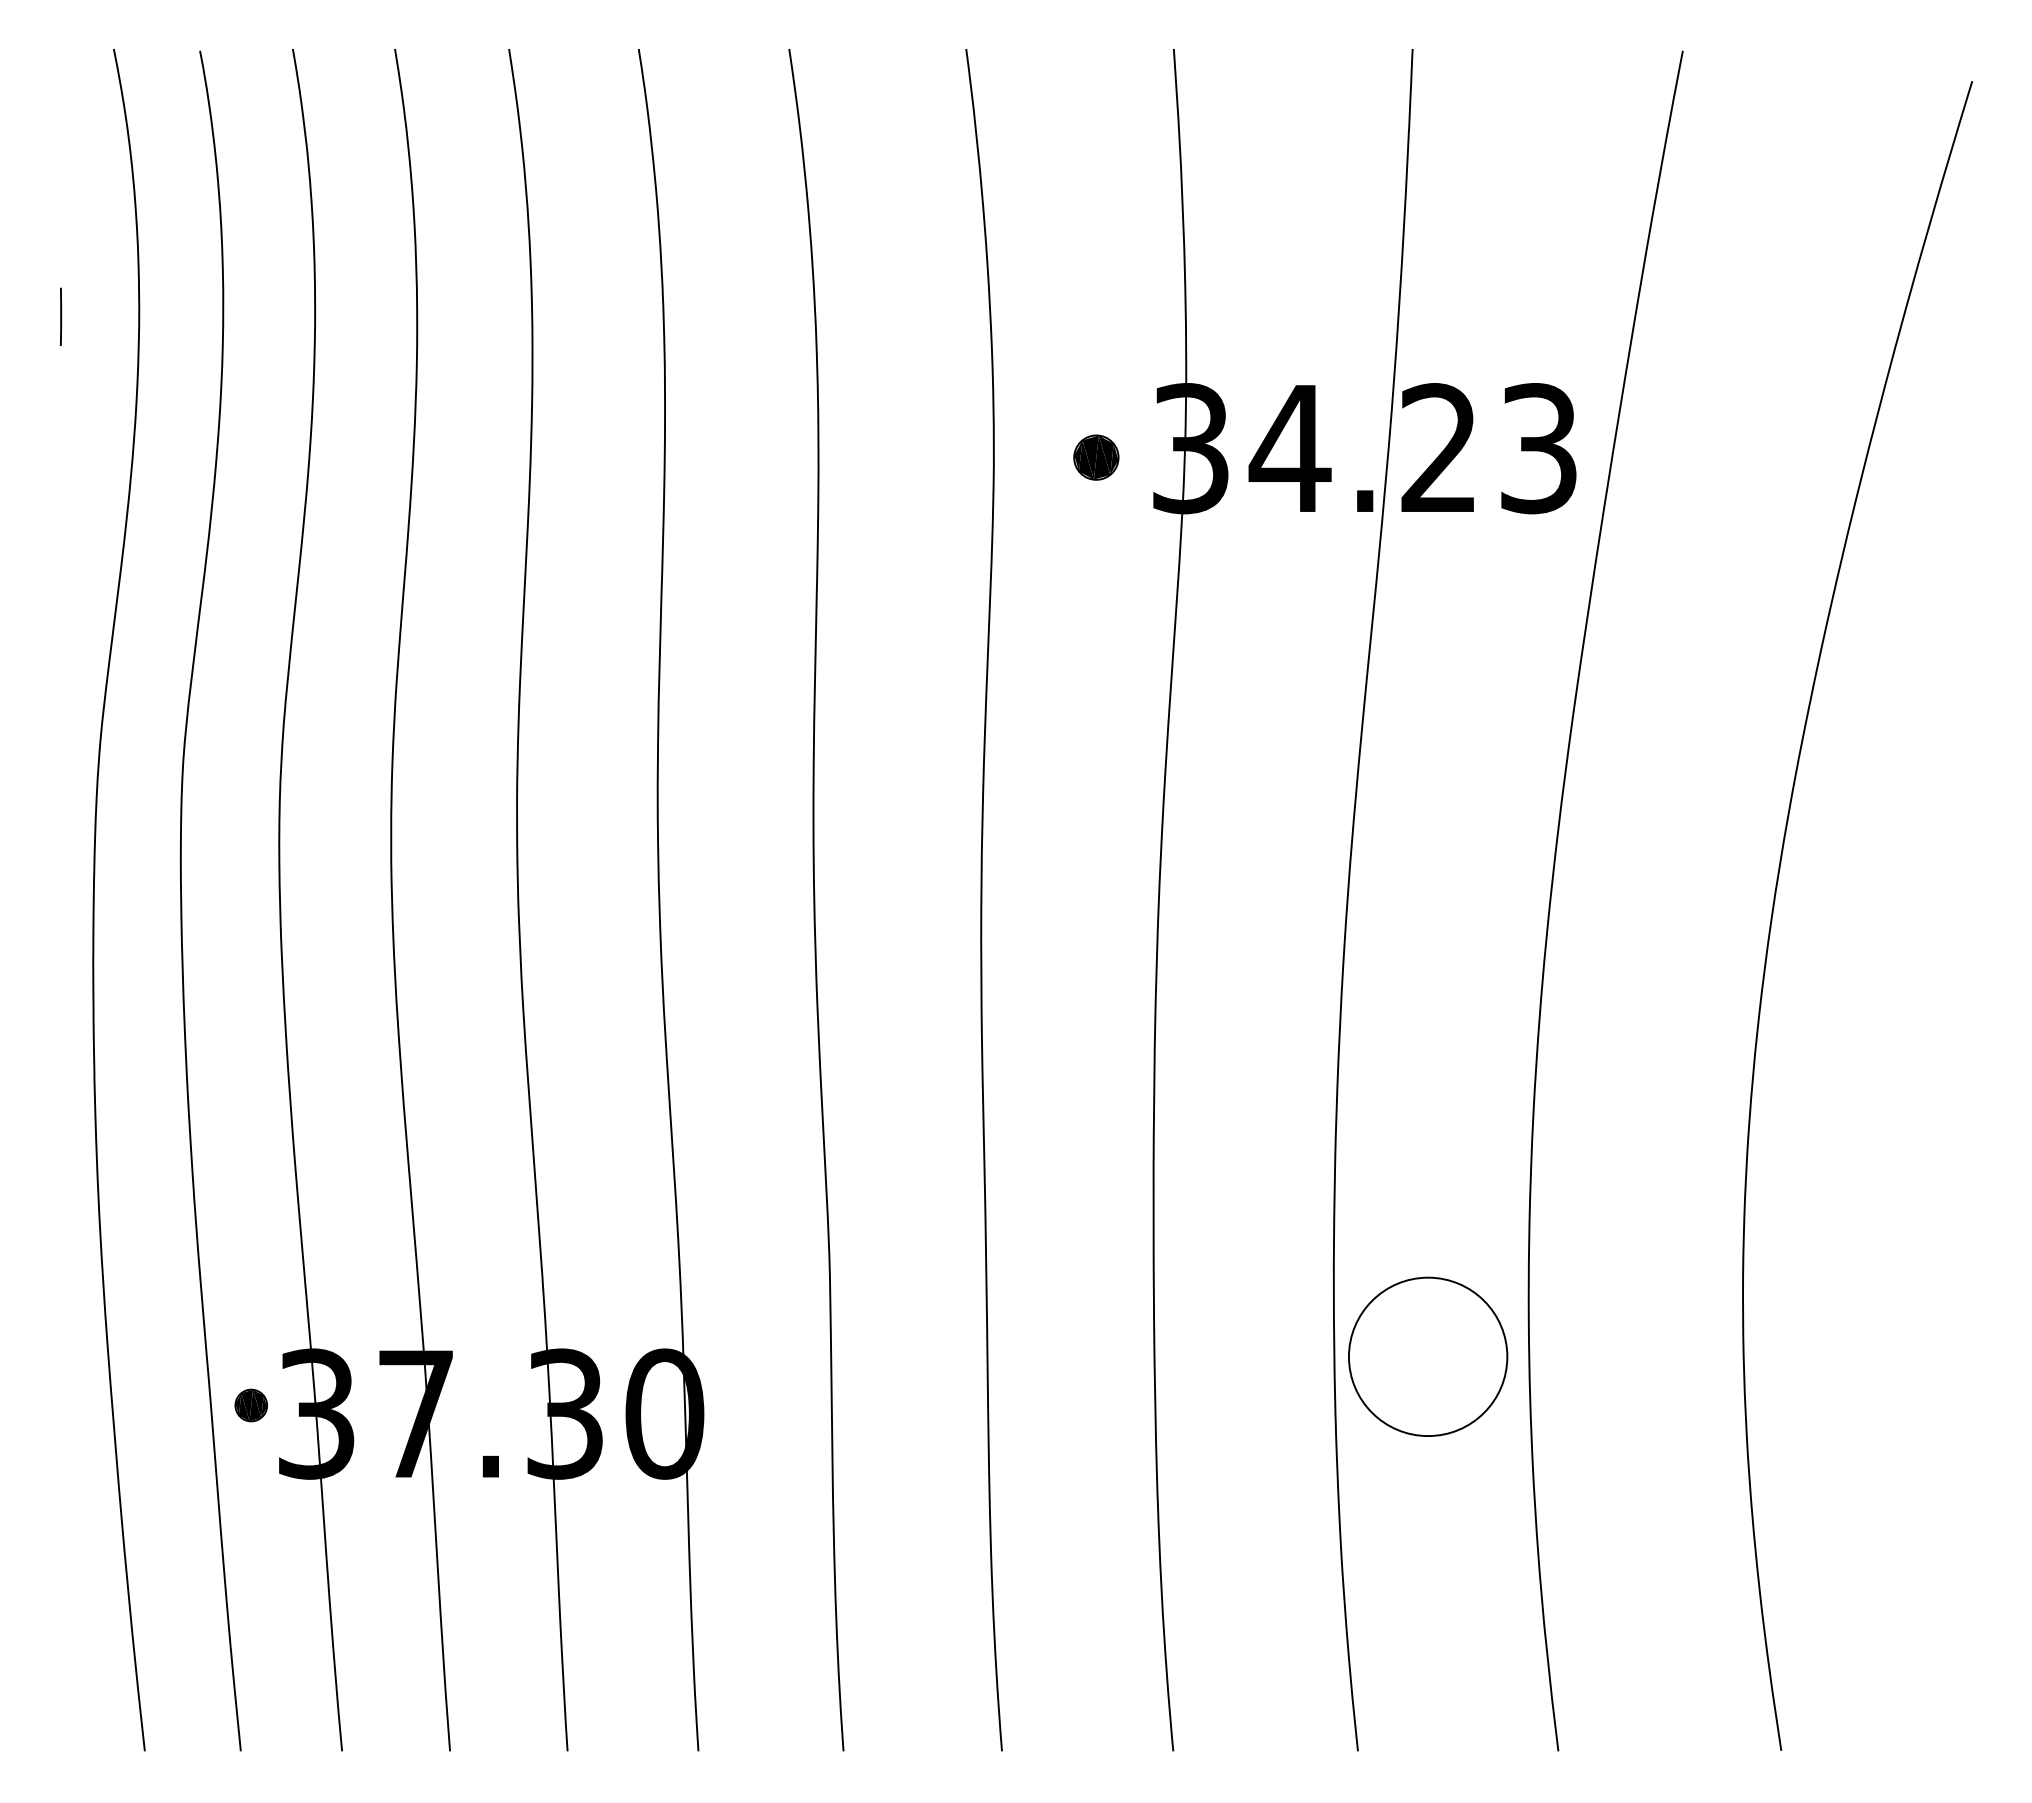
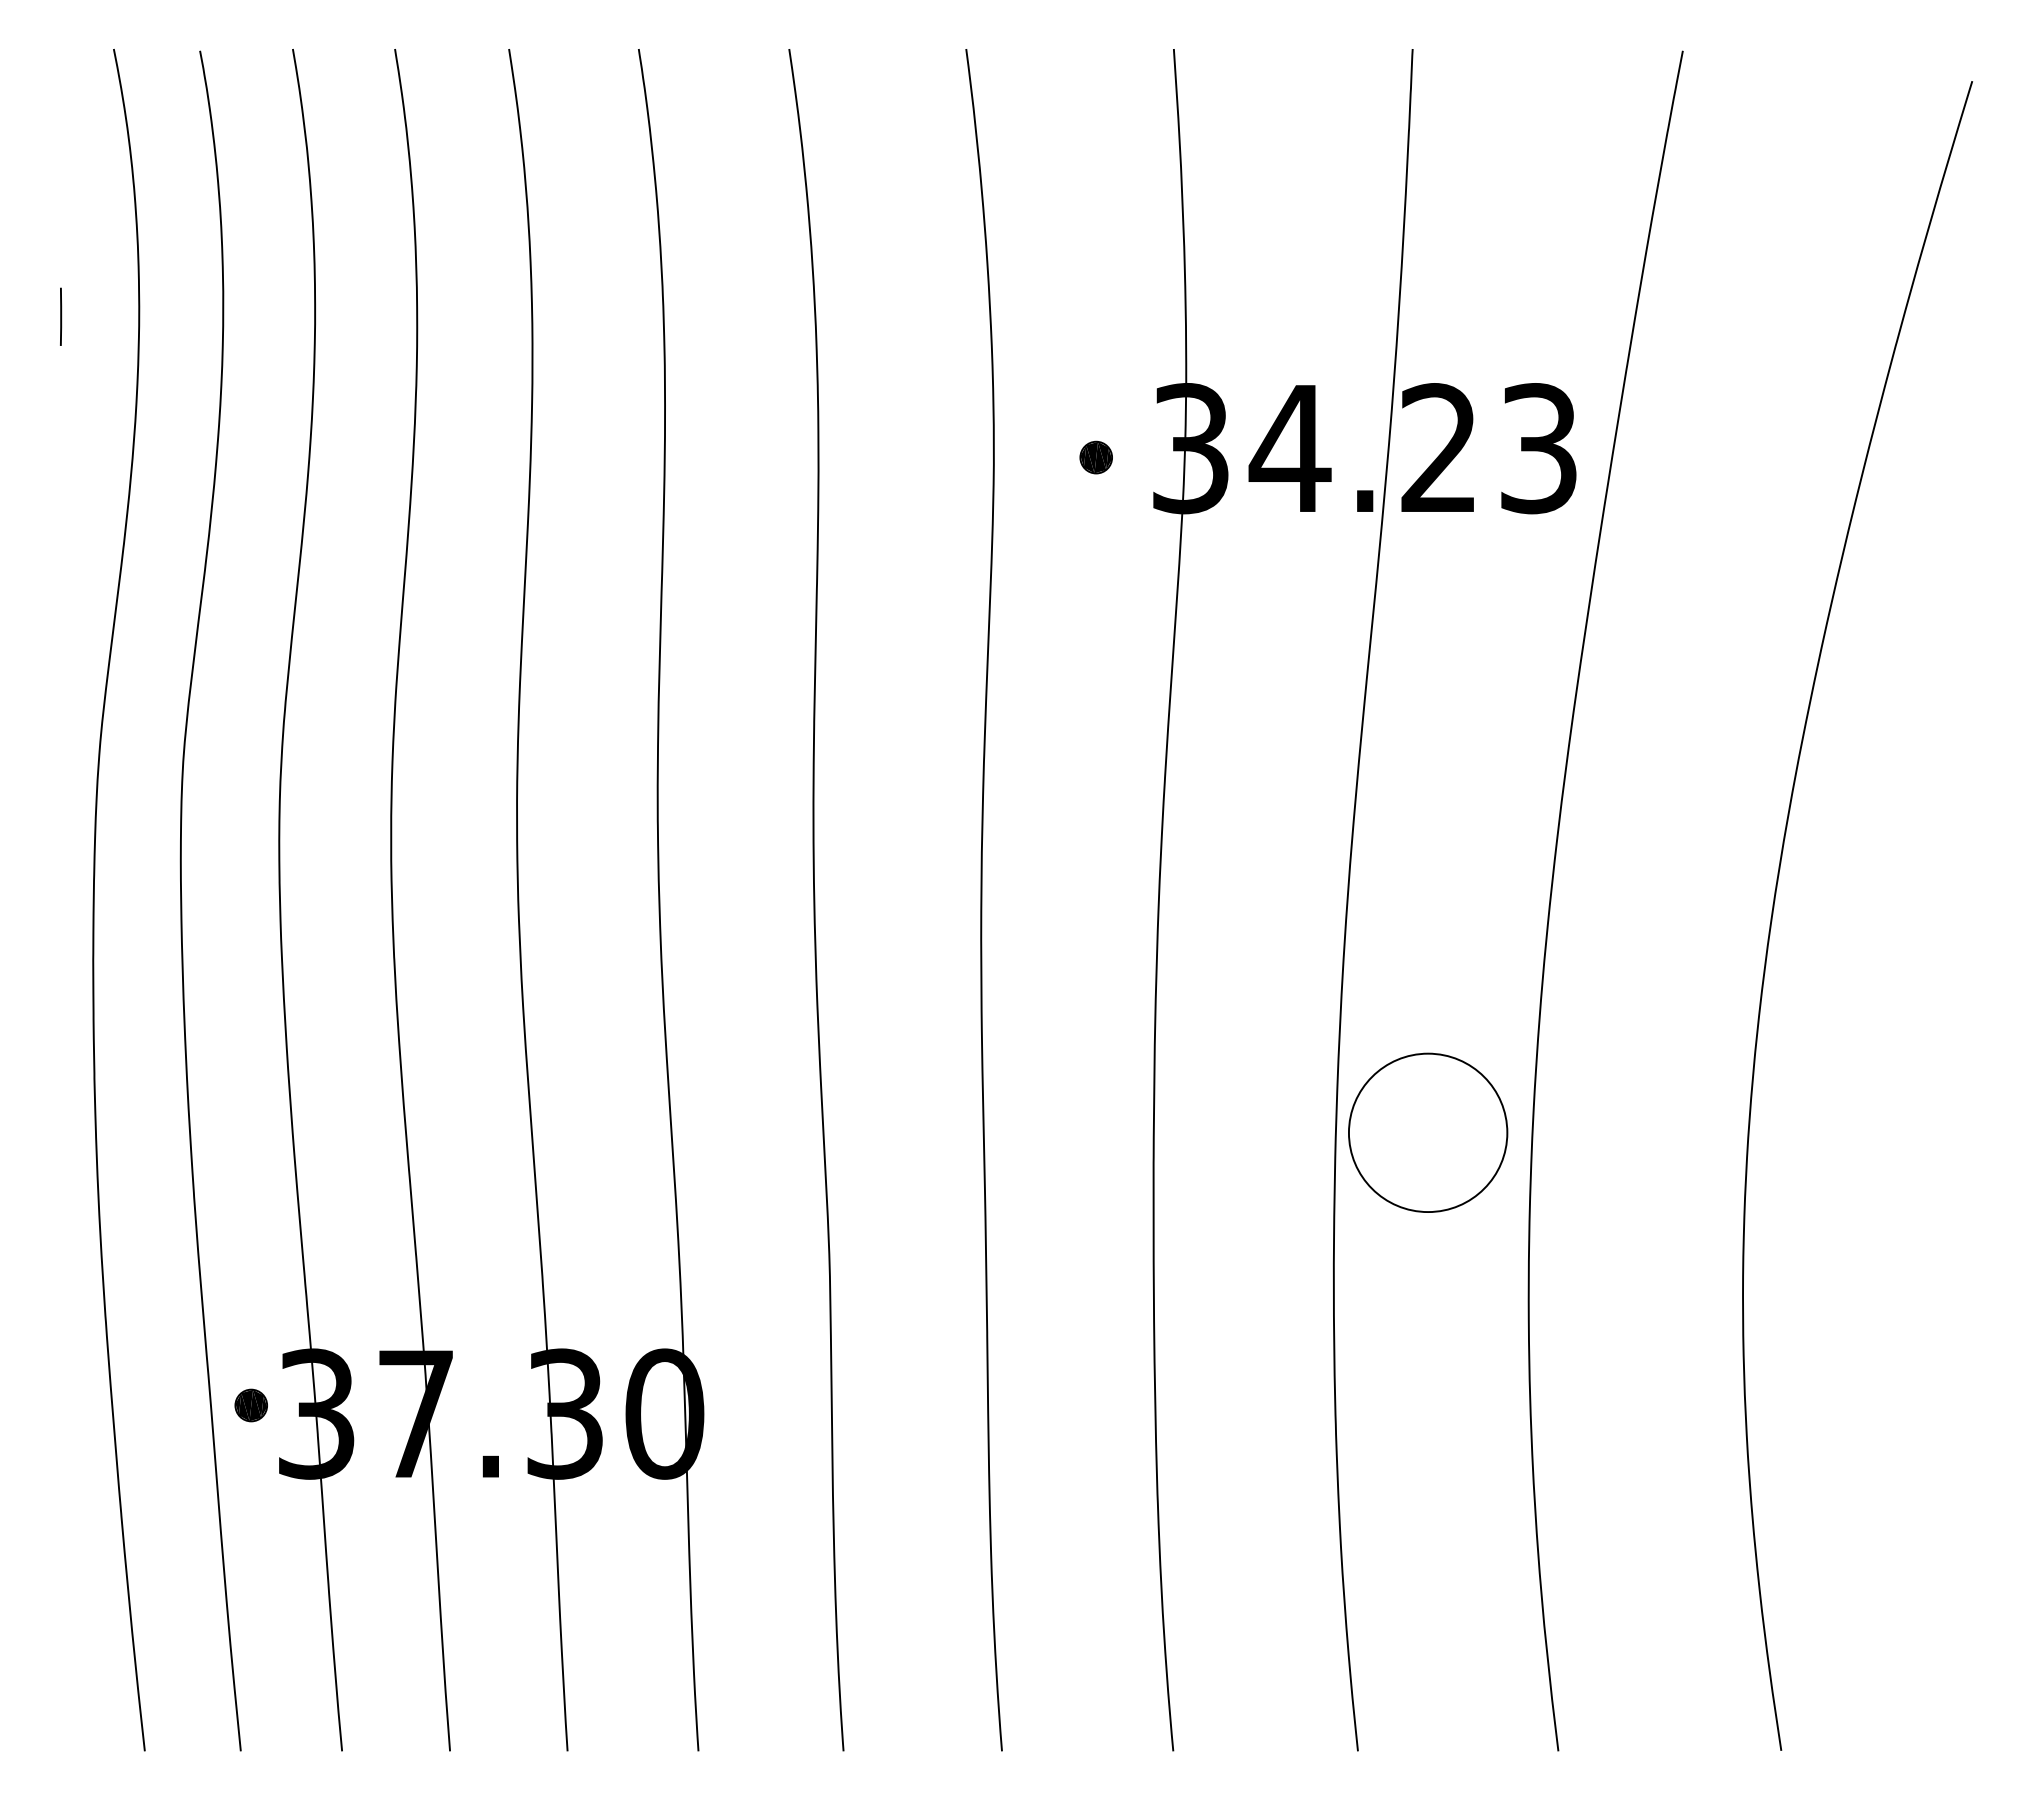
part size: 47x47 px -> 34x35 px (1095, 457)
part position: (1428, 1356) -> (1428, 1132) (1428, 1132)
